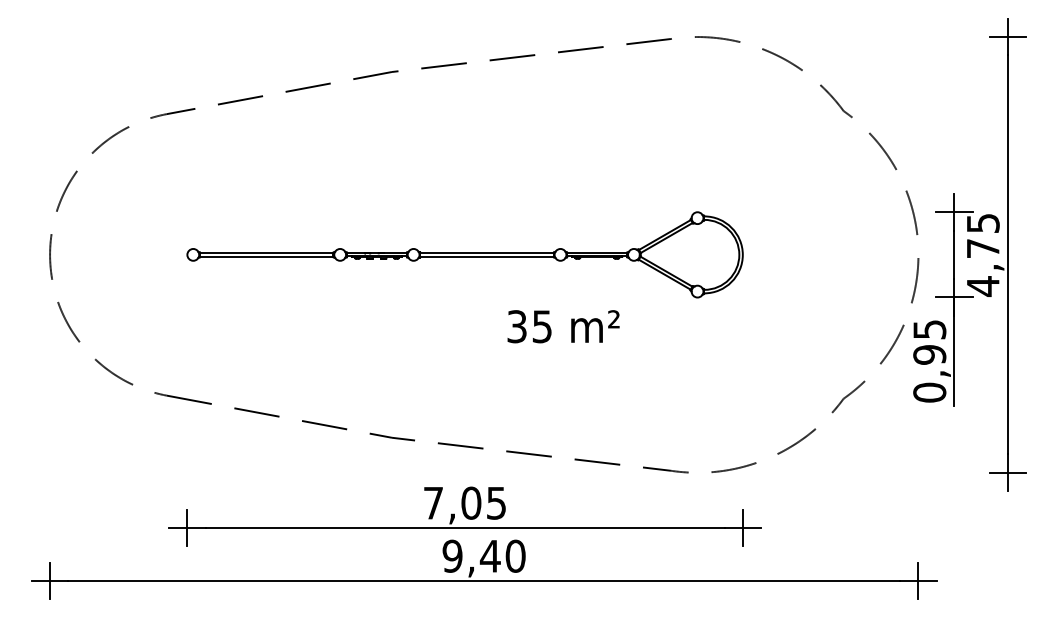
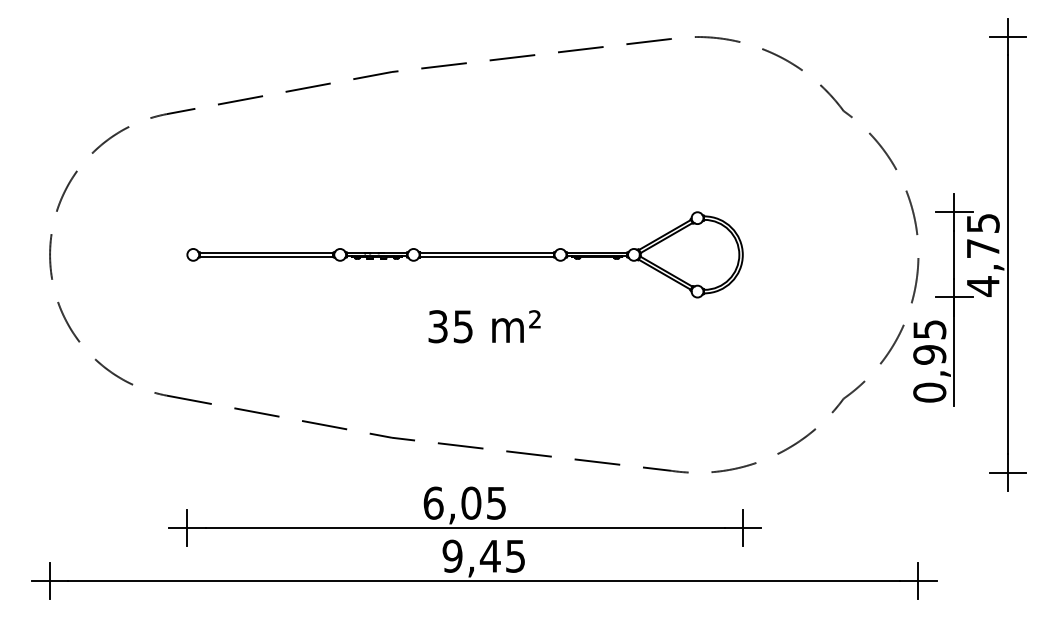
text position: (563, 326) -> (484, 326) (484, 326)
text: 7,05 -> 6,05 (433, 502)
text: 9,40 -> 9,45 (515, 555)
